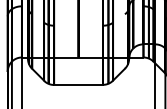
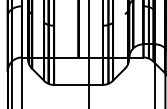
line: none -> present (88, 53)
